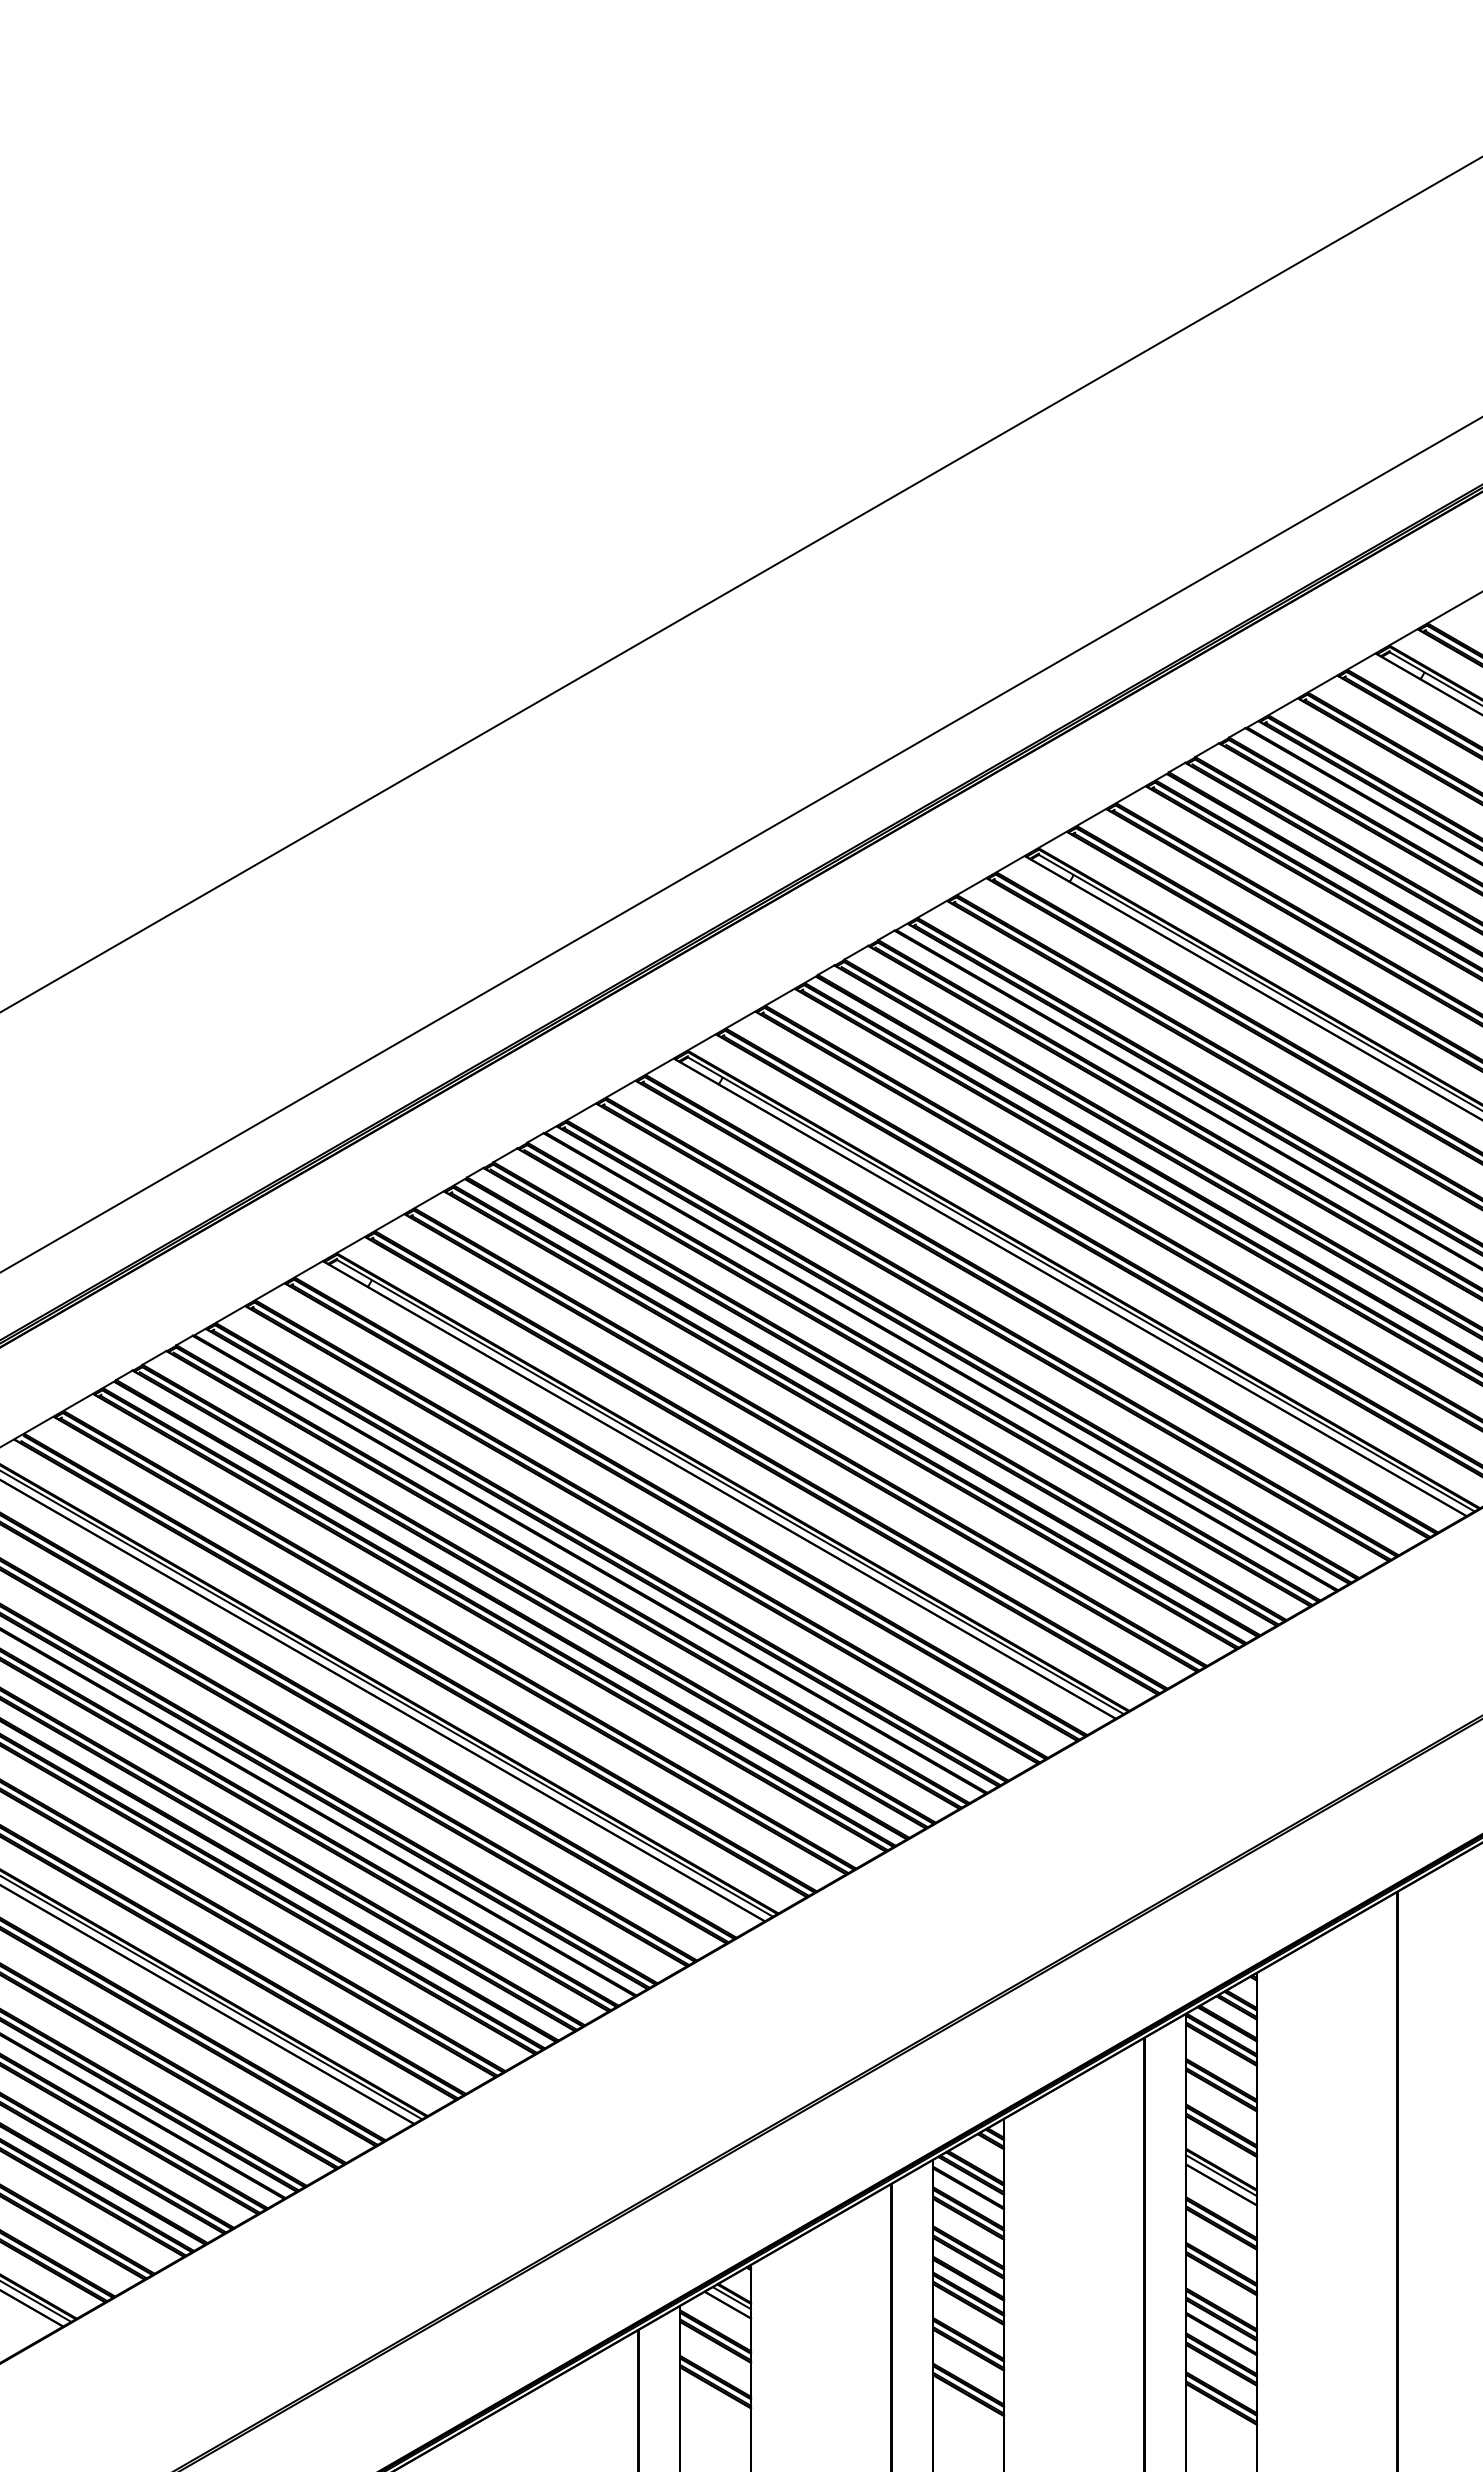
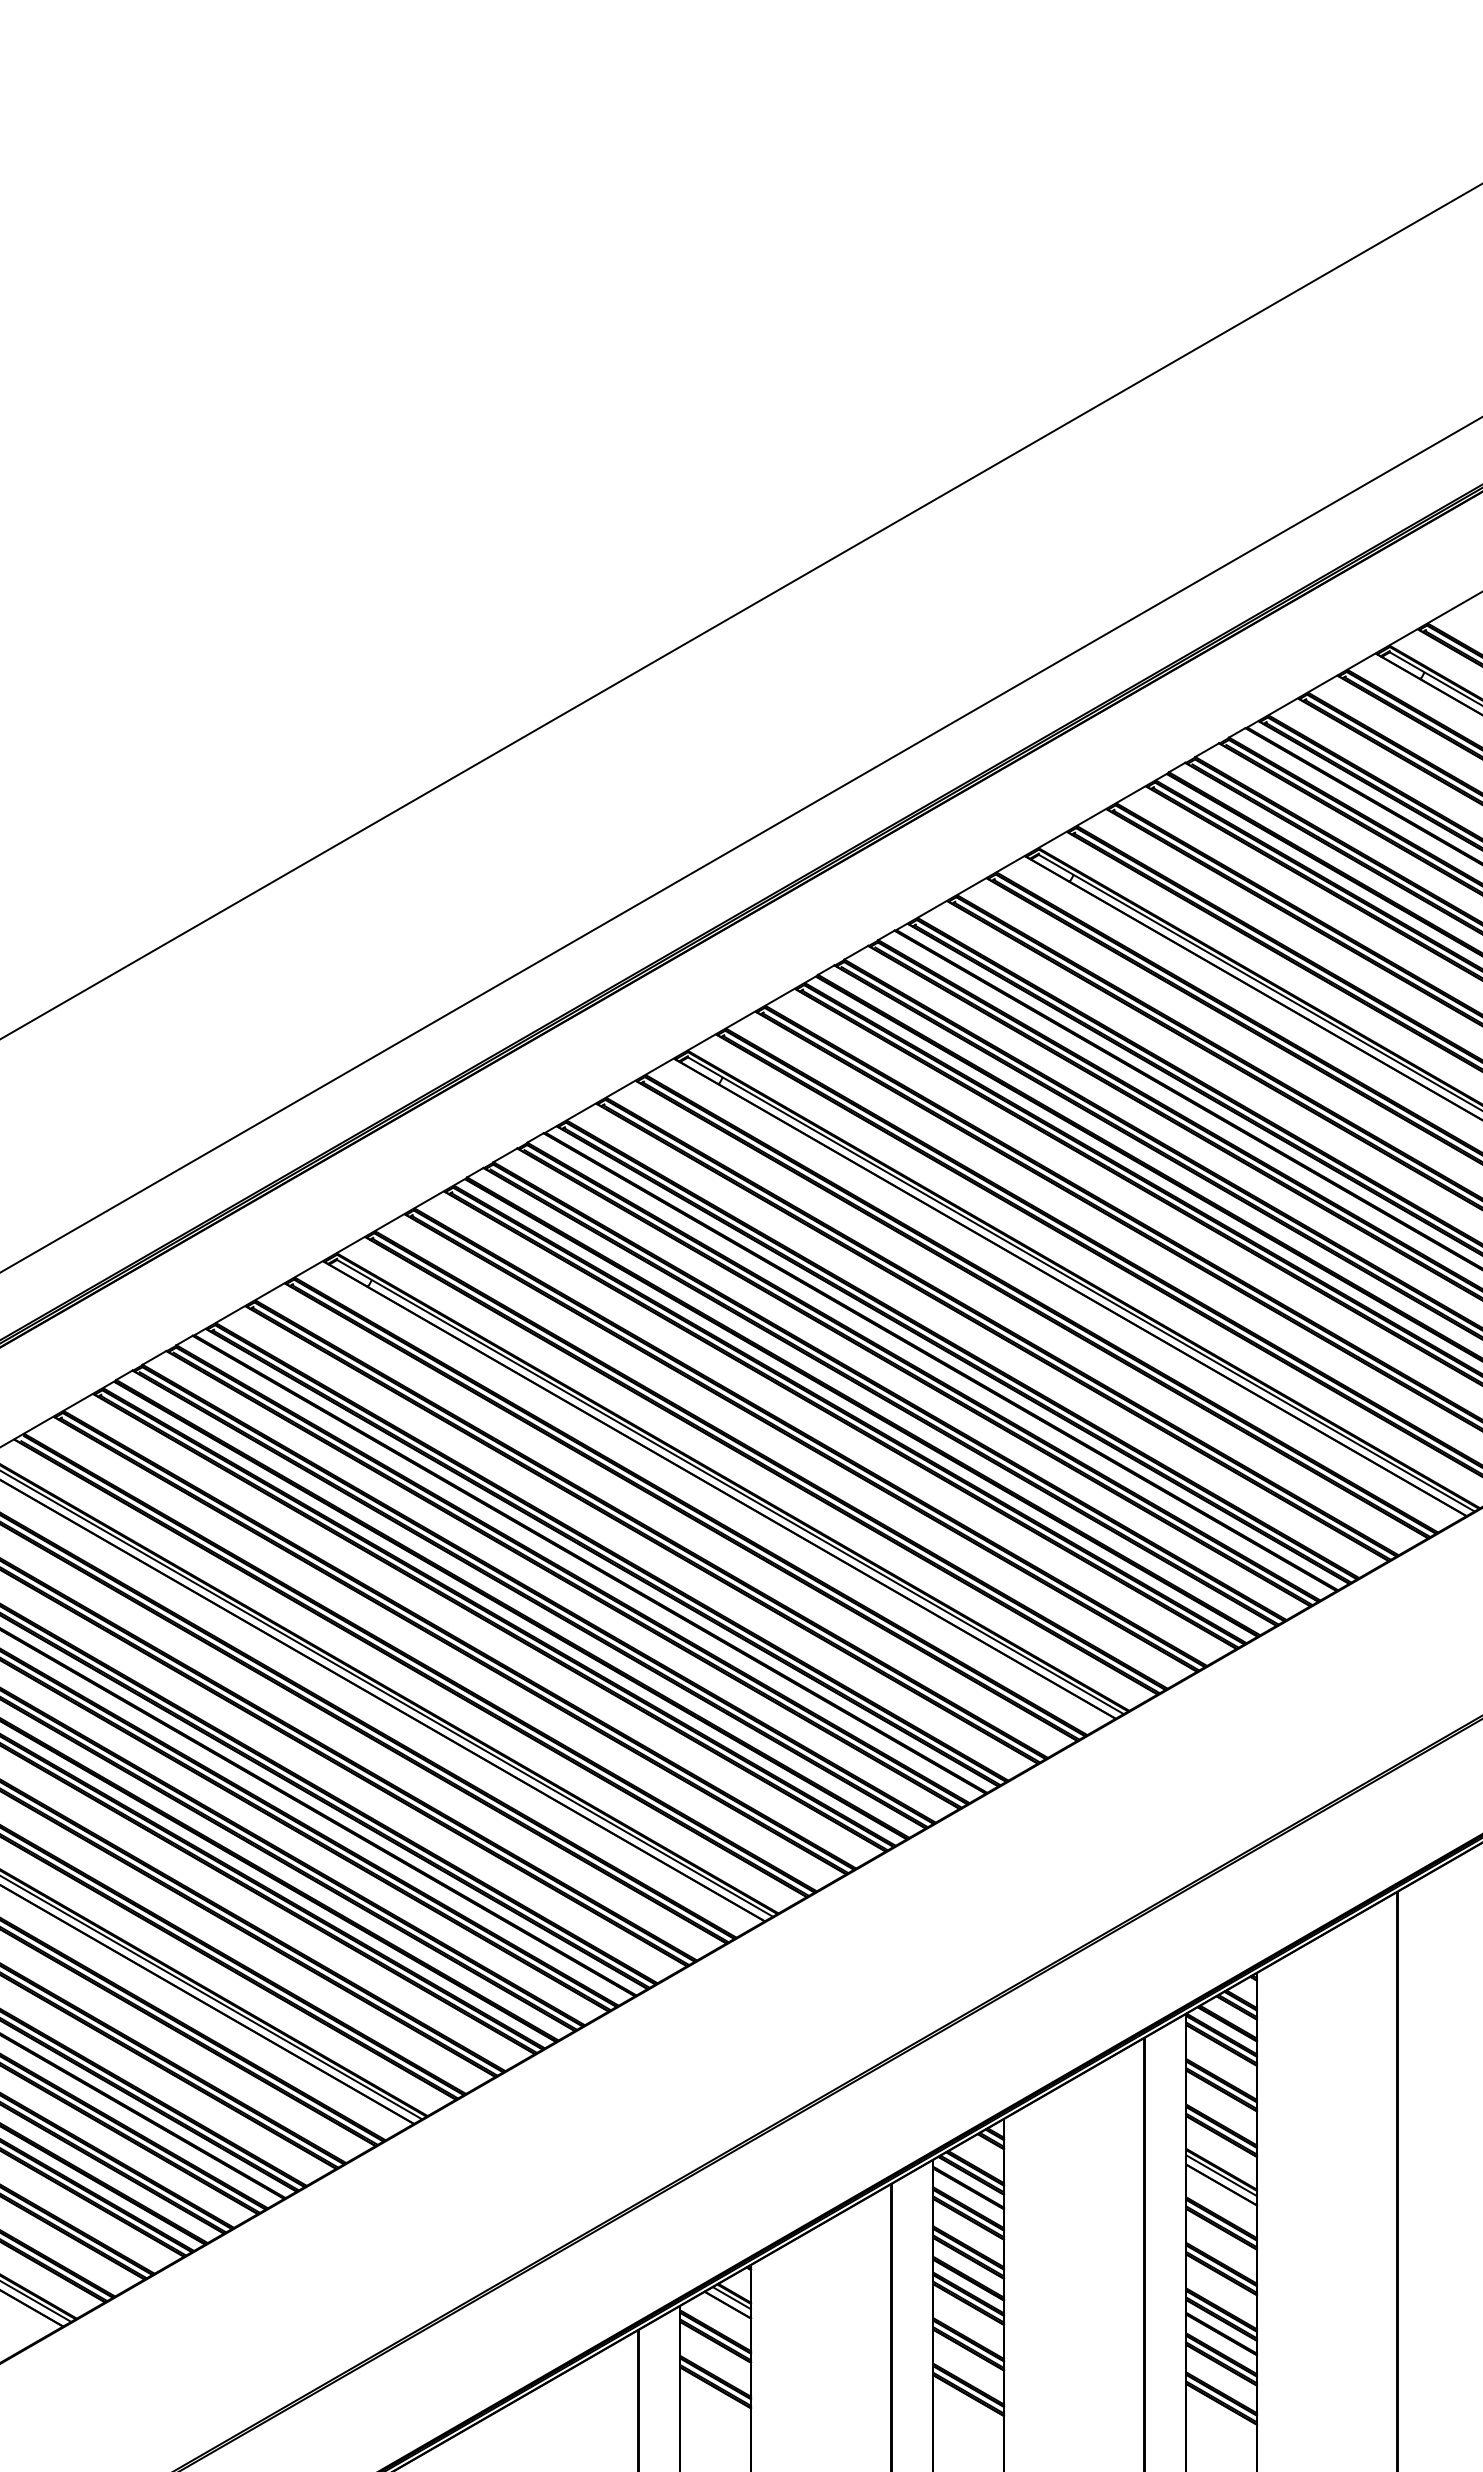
line position: (740, 584) -> (740, 611) (740, 611)
